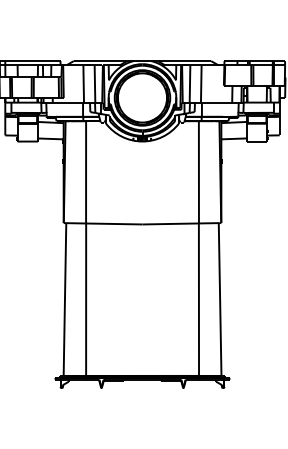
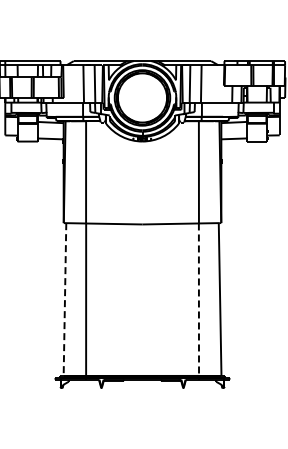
line: solid -> dashed (64, 300)
line: solid -> dashed (198, 300)
